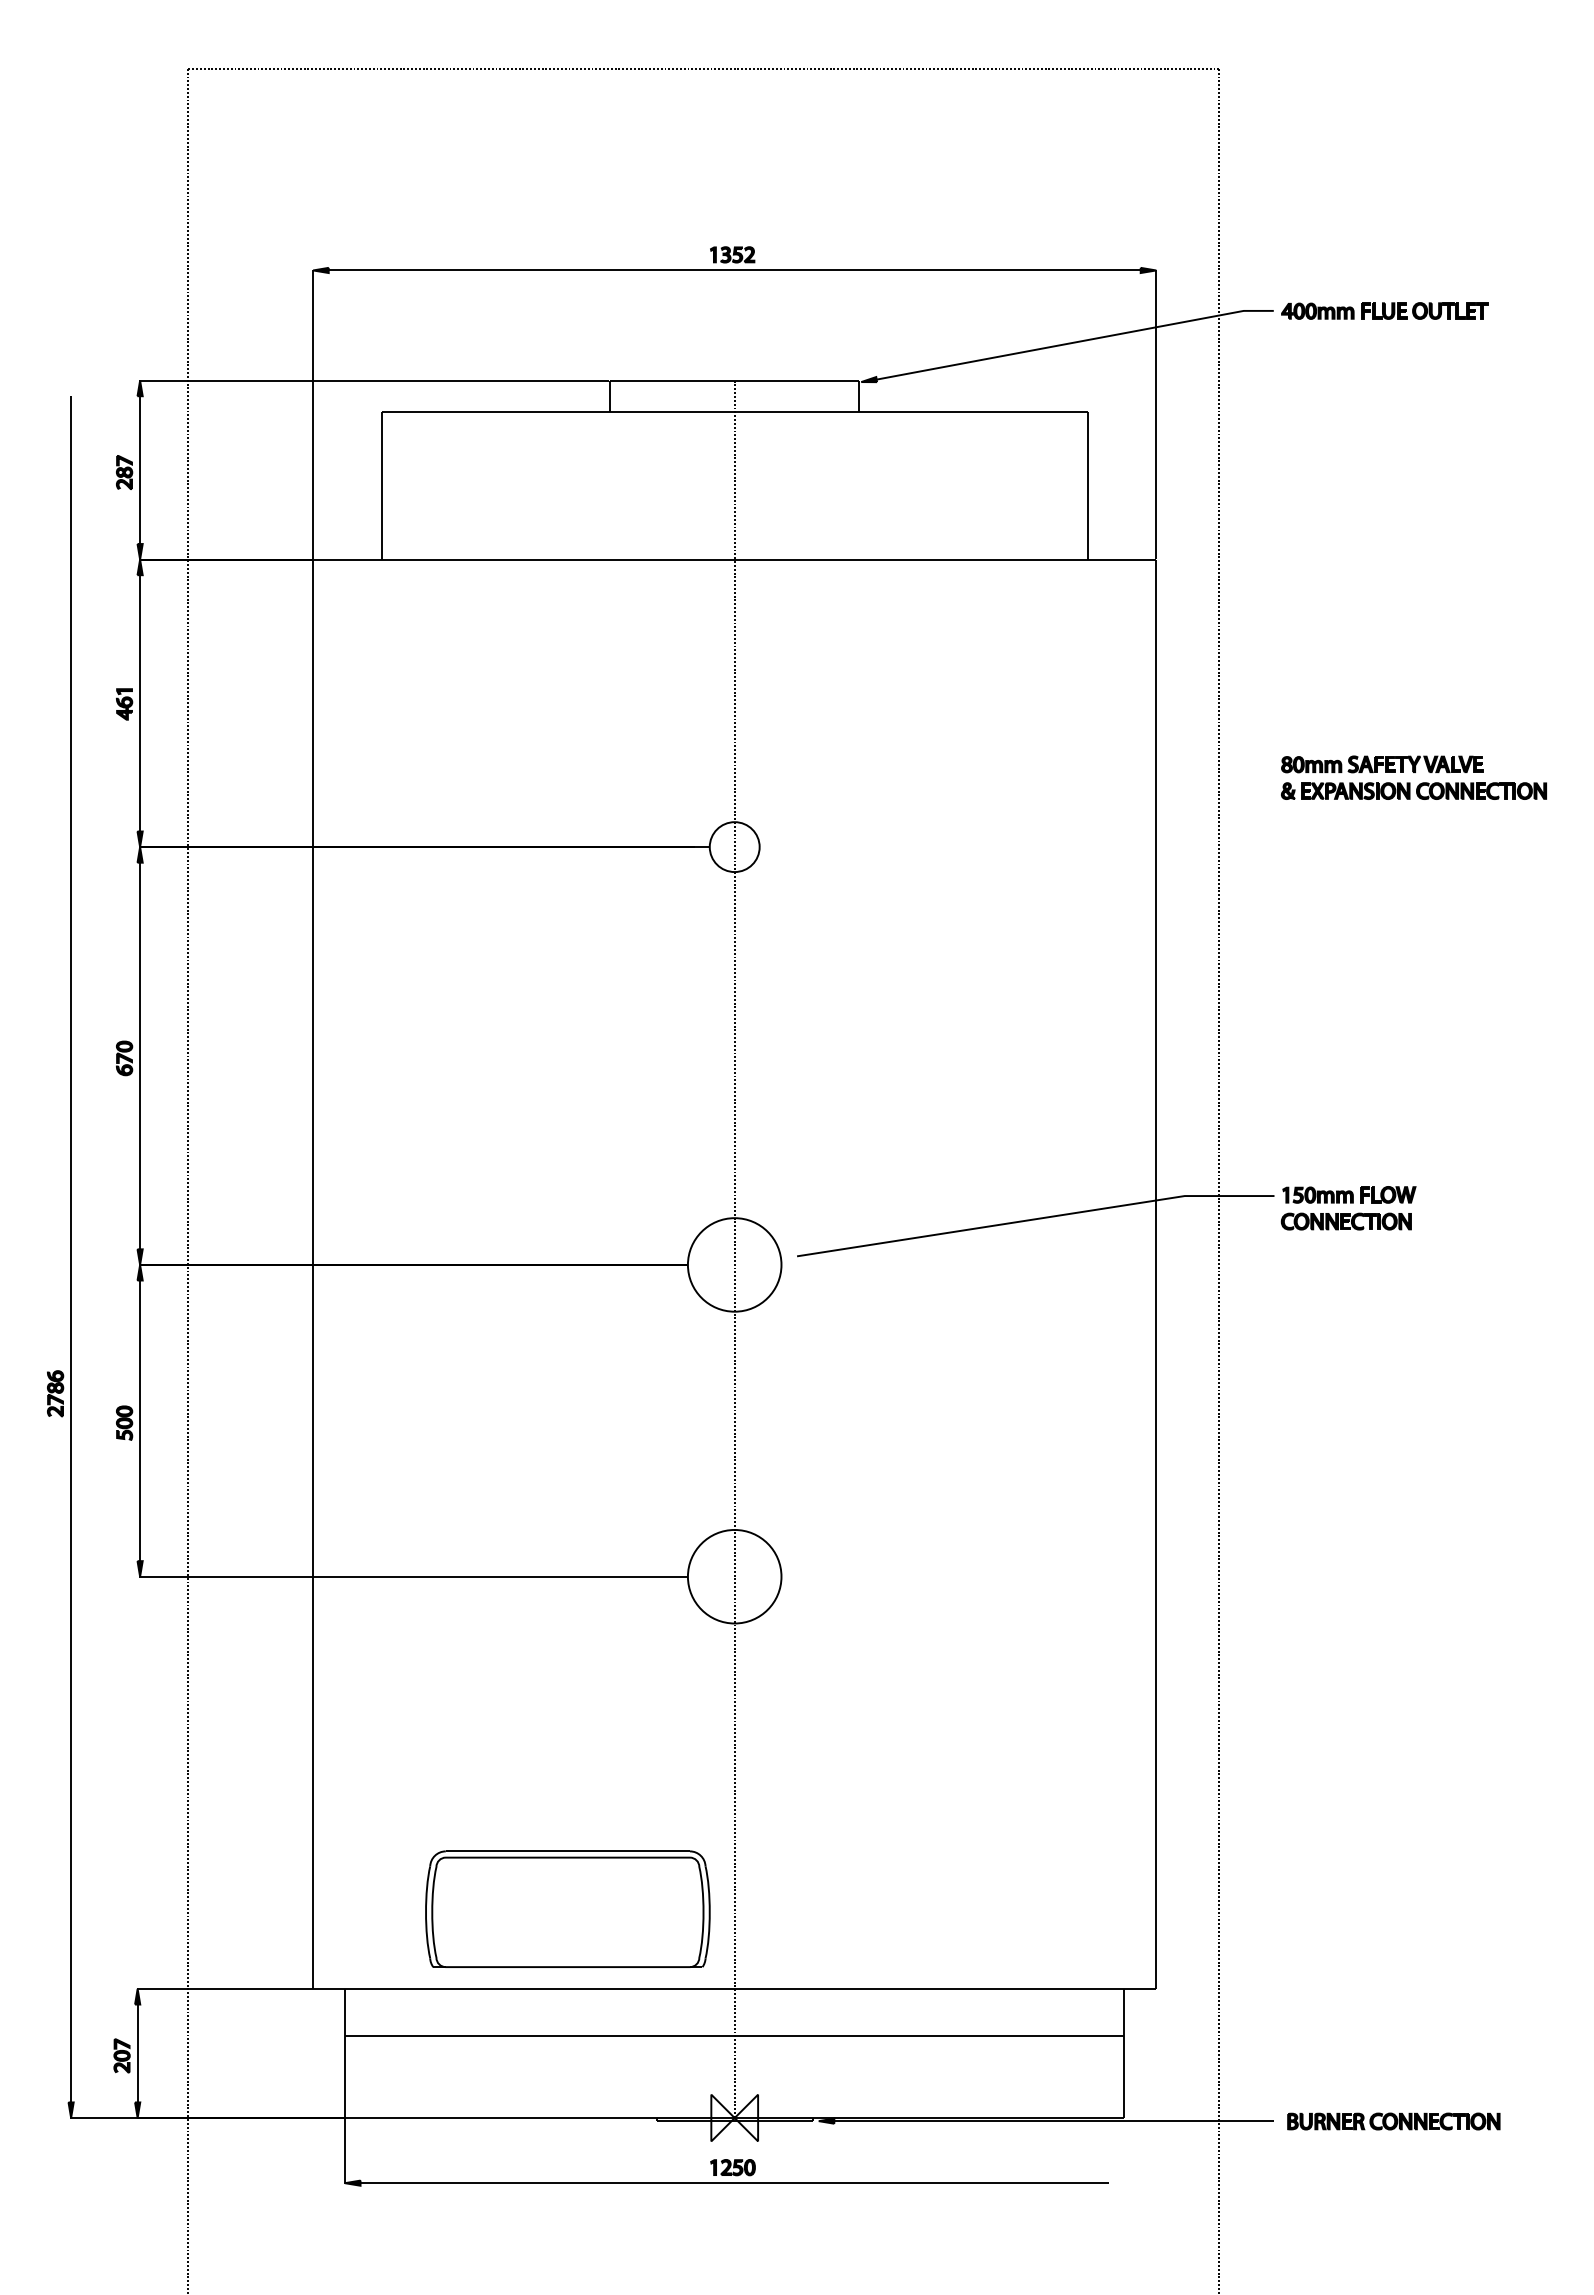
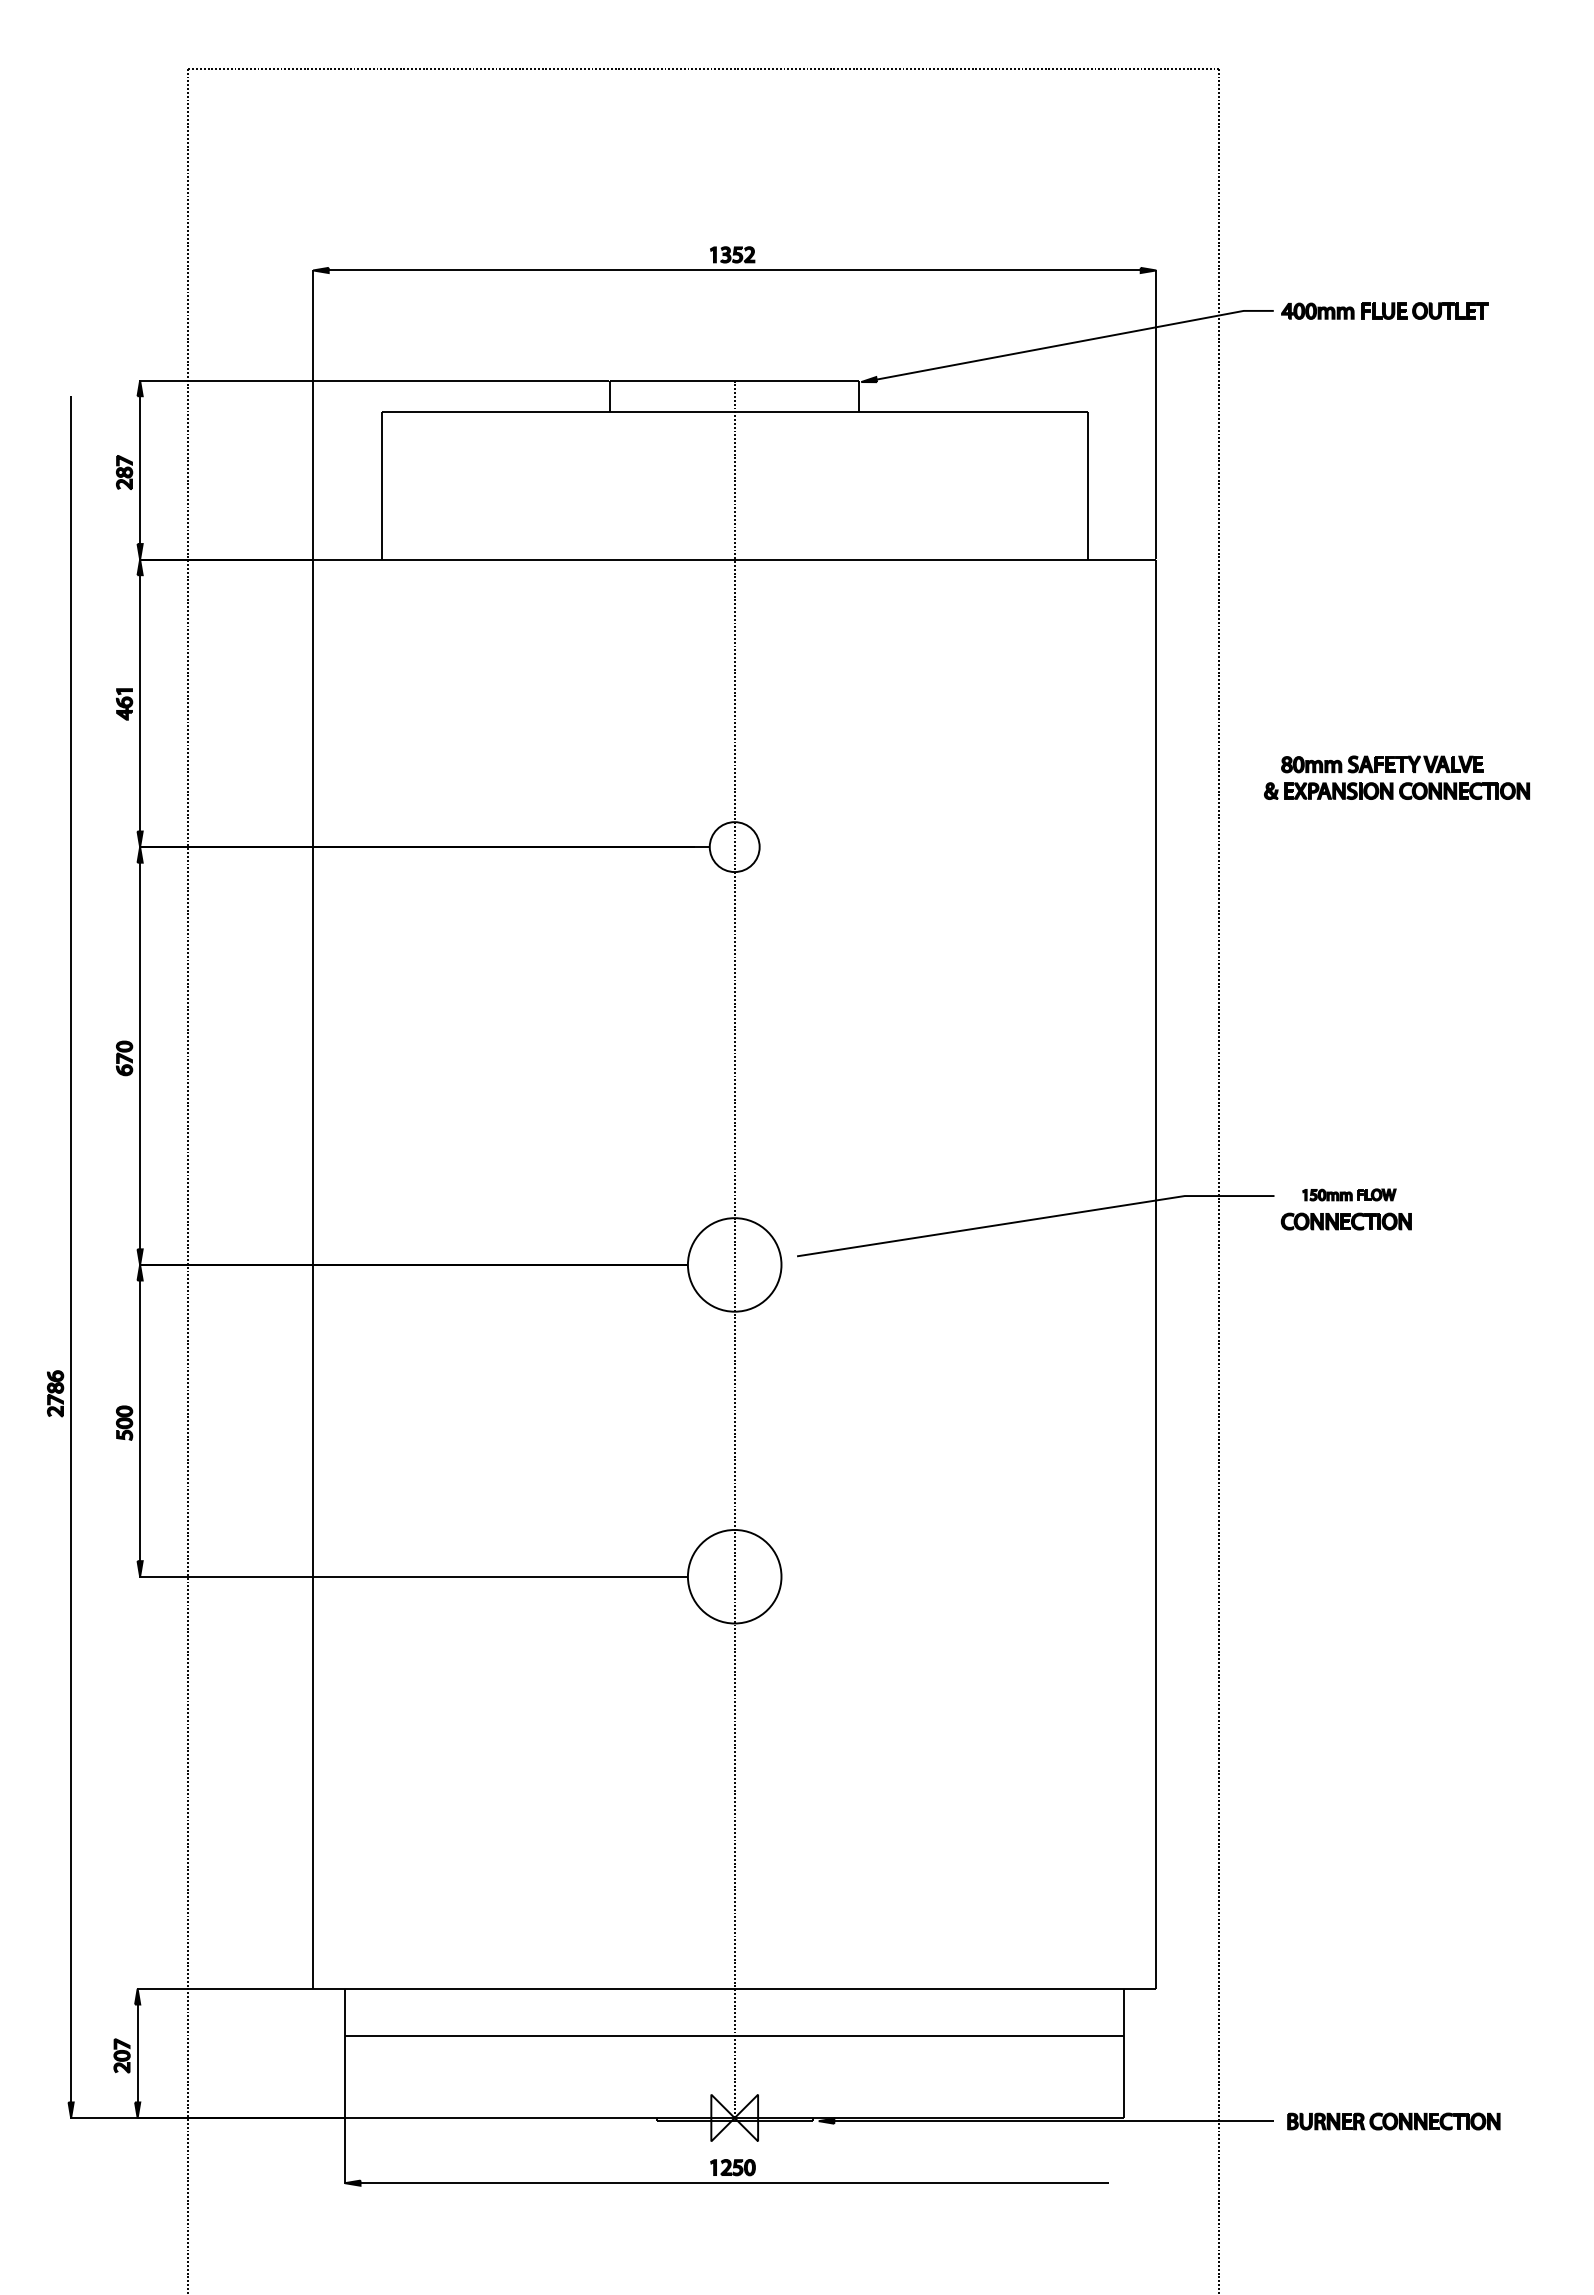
part position: (1413, 790) -> (1396, 790) (1396, 790)
part size: 135x18 px -> 95x14 px (1349, 1194)
part: present -> none (567, 1908)
